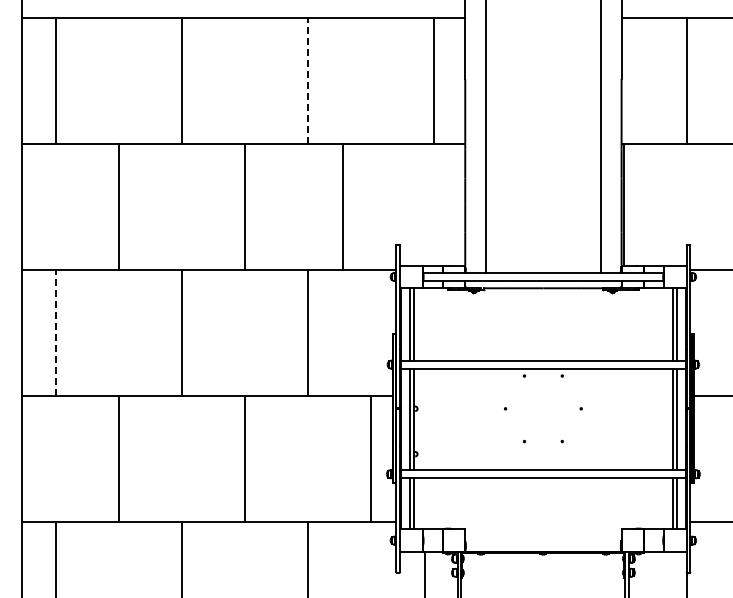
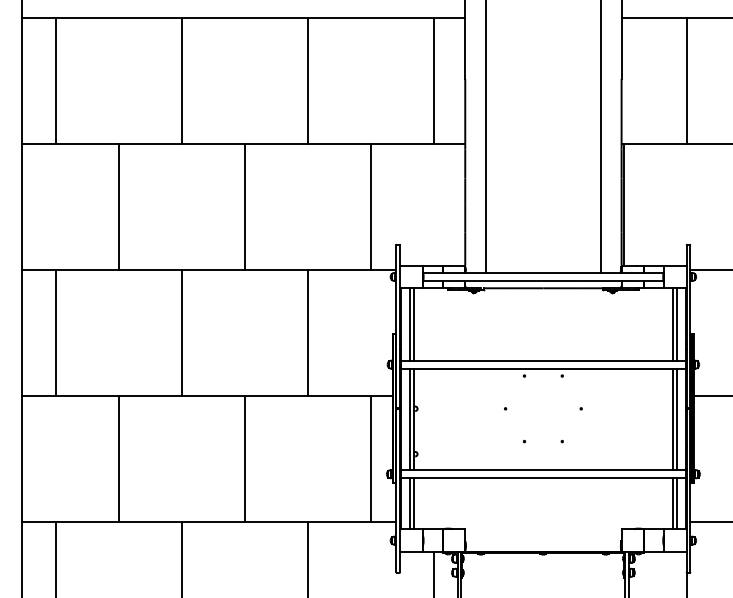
line: dashed -> solid (308, 80)
line position: (343, 207) -> (371, 207) (371, 207)
line: dashed -> solid (56, 332)
line position: (425, 573) -> (434, 573) (434, 573)
